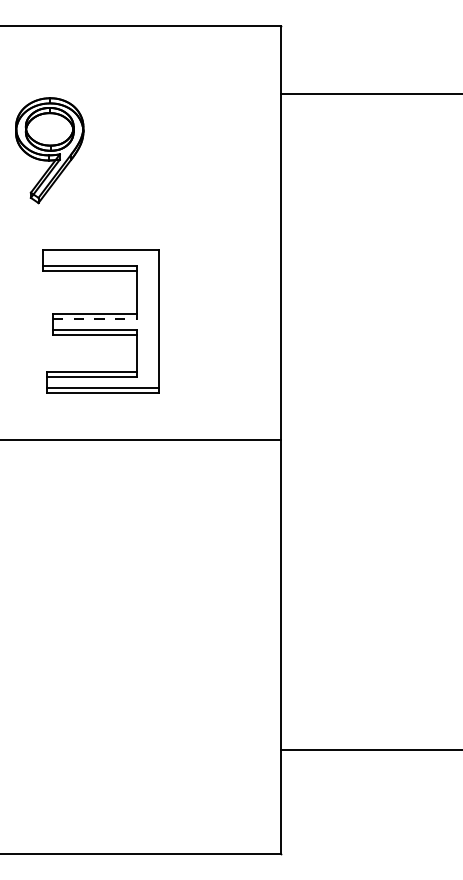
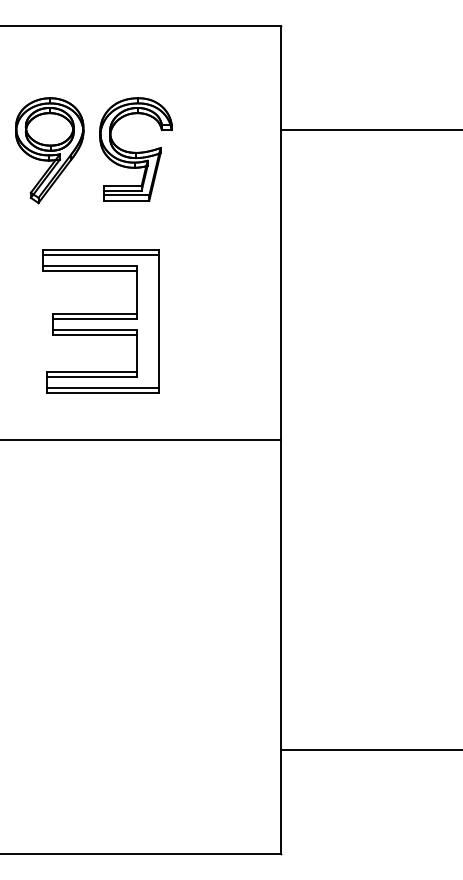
line position: (369, 93) -> (369, 129) (369, 129)
part: none -> present (135, 149)
line: none -> present (100, 255)
line: dashed -> solid (94, 319)
